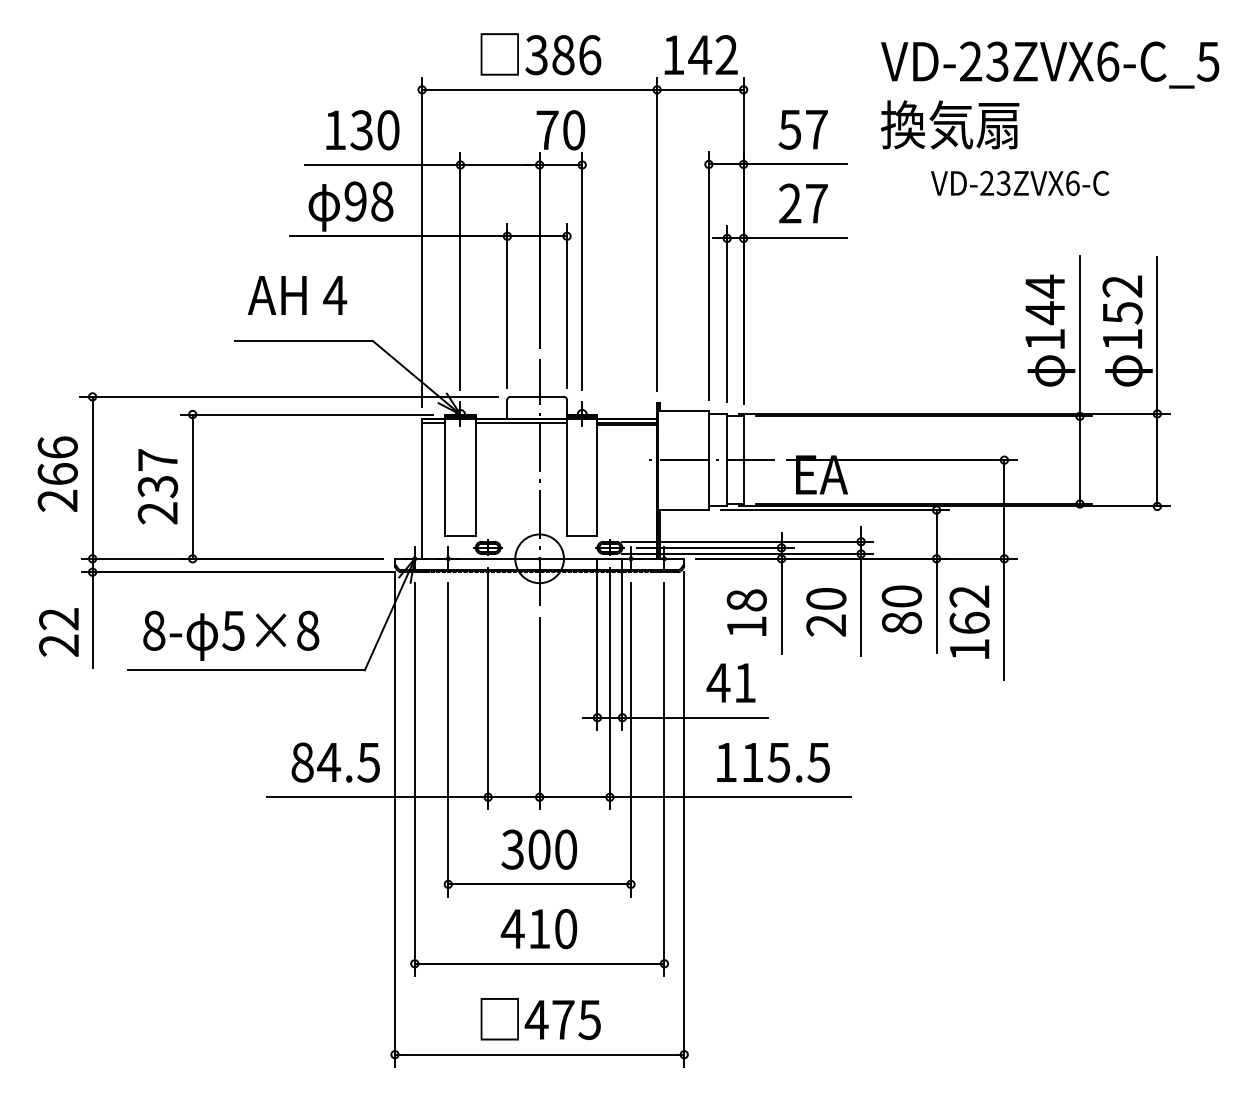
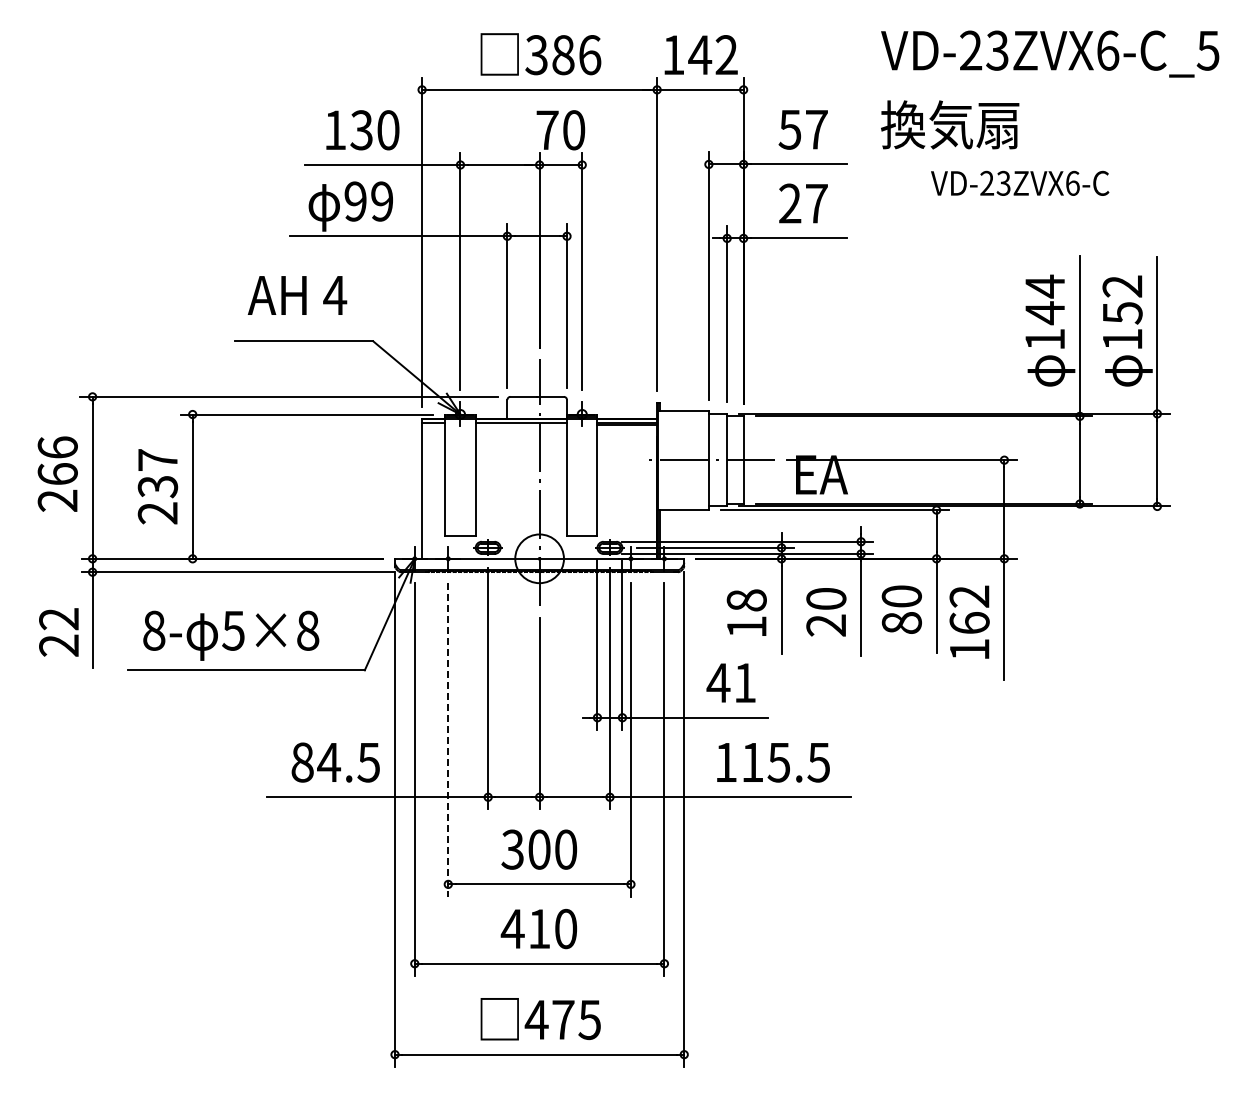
text position: (1050, 64) -> (1050, 53) (1050, 53)
text: 98 -> 99 (382, 201)
line: solid -> dashed (448, 739)
